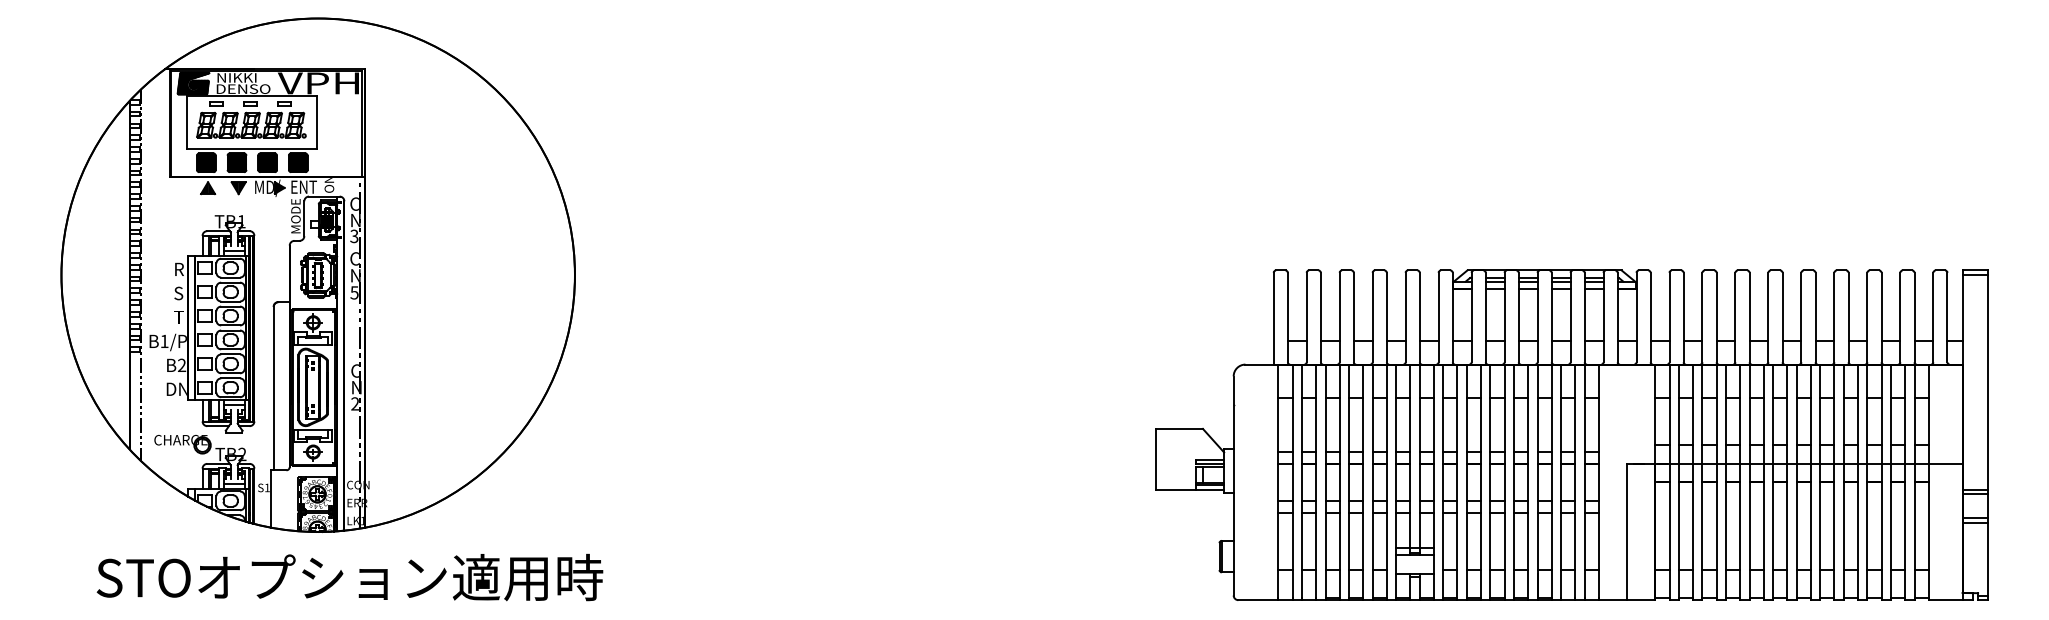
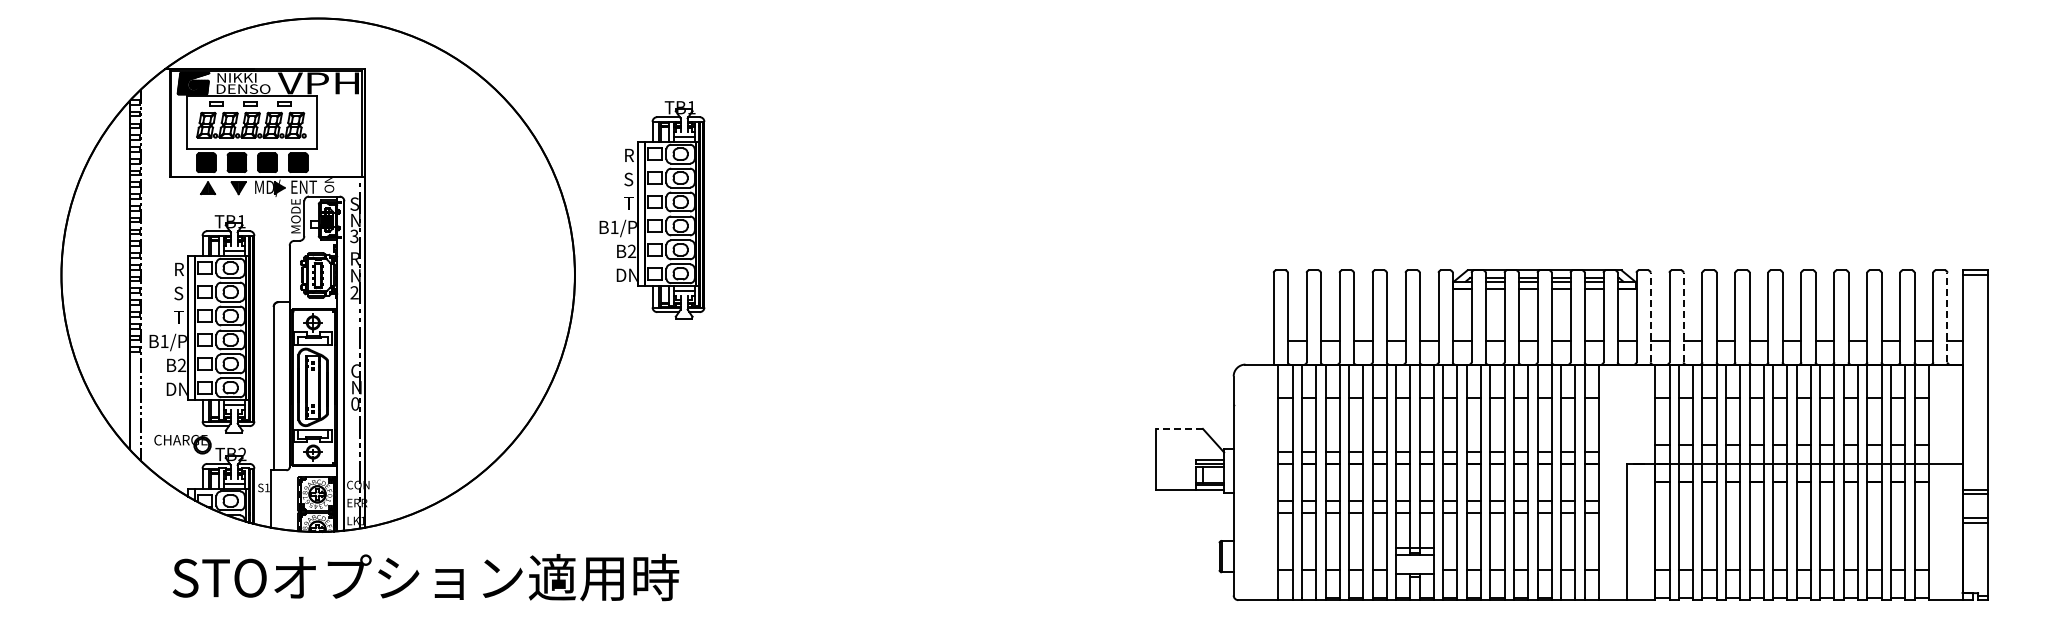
text: C -> S (354, 203)
part: none -> present (652, 210)
text: C -> R (354, 258)
text: 5 -> 2 (354, 292)
line: solid -> dashed (1650, 317)
line: solid -> dashed (1683, 317)
line: solid -> dashed (1947, 317)
text: 2 -> 0 (355, 403)
line: solid -> dashed (1179, 428)
text position: (349, 577) -> (425, 577) (425, 577)
